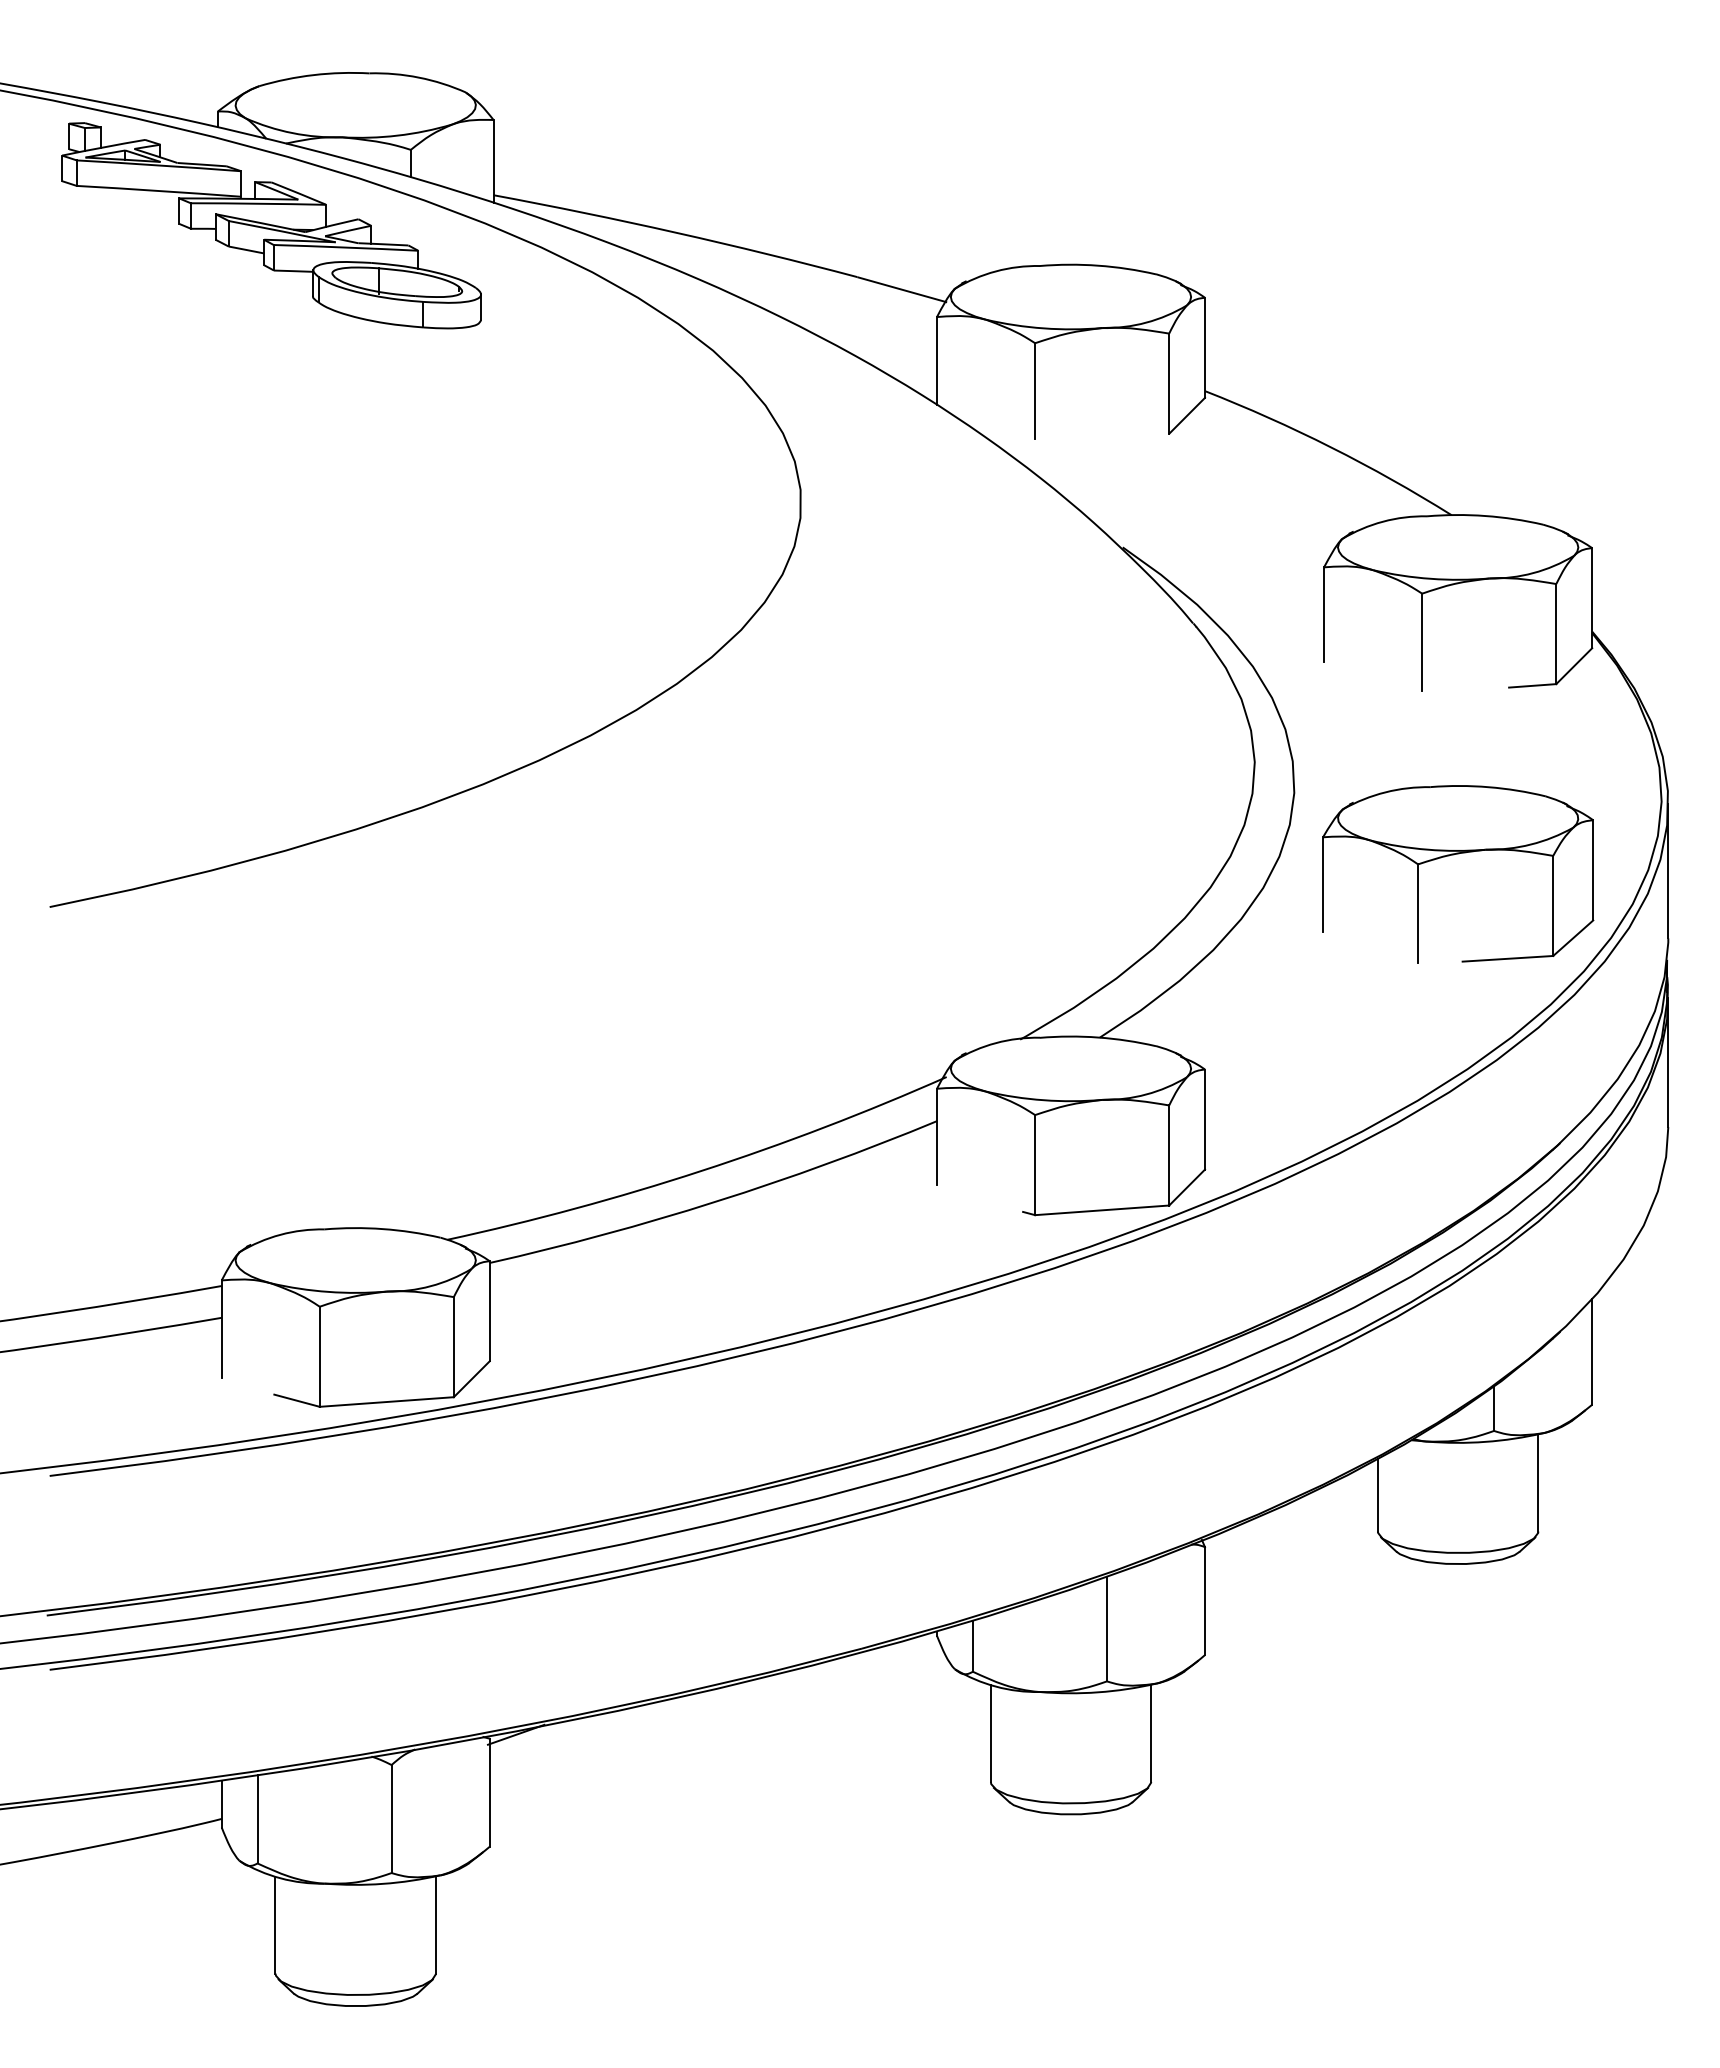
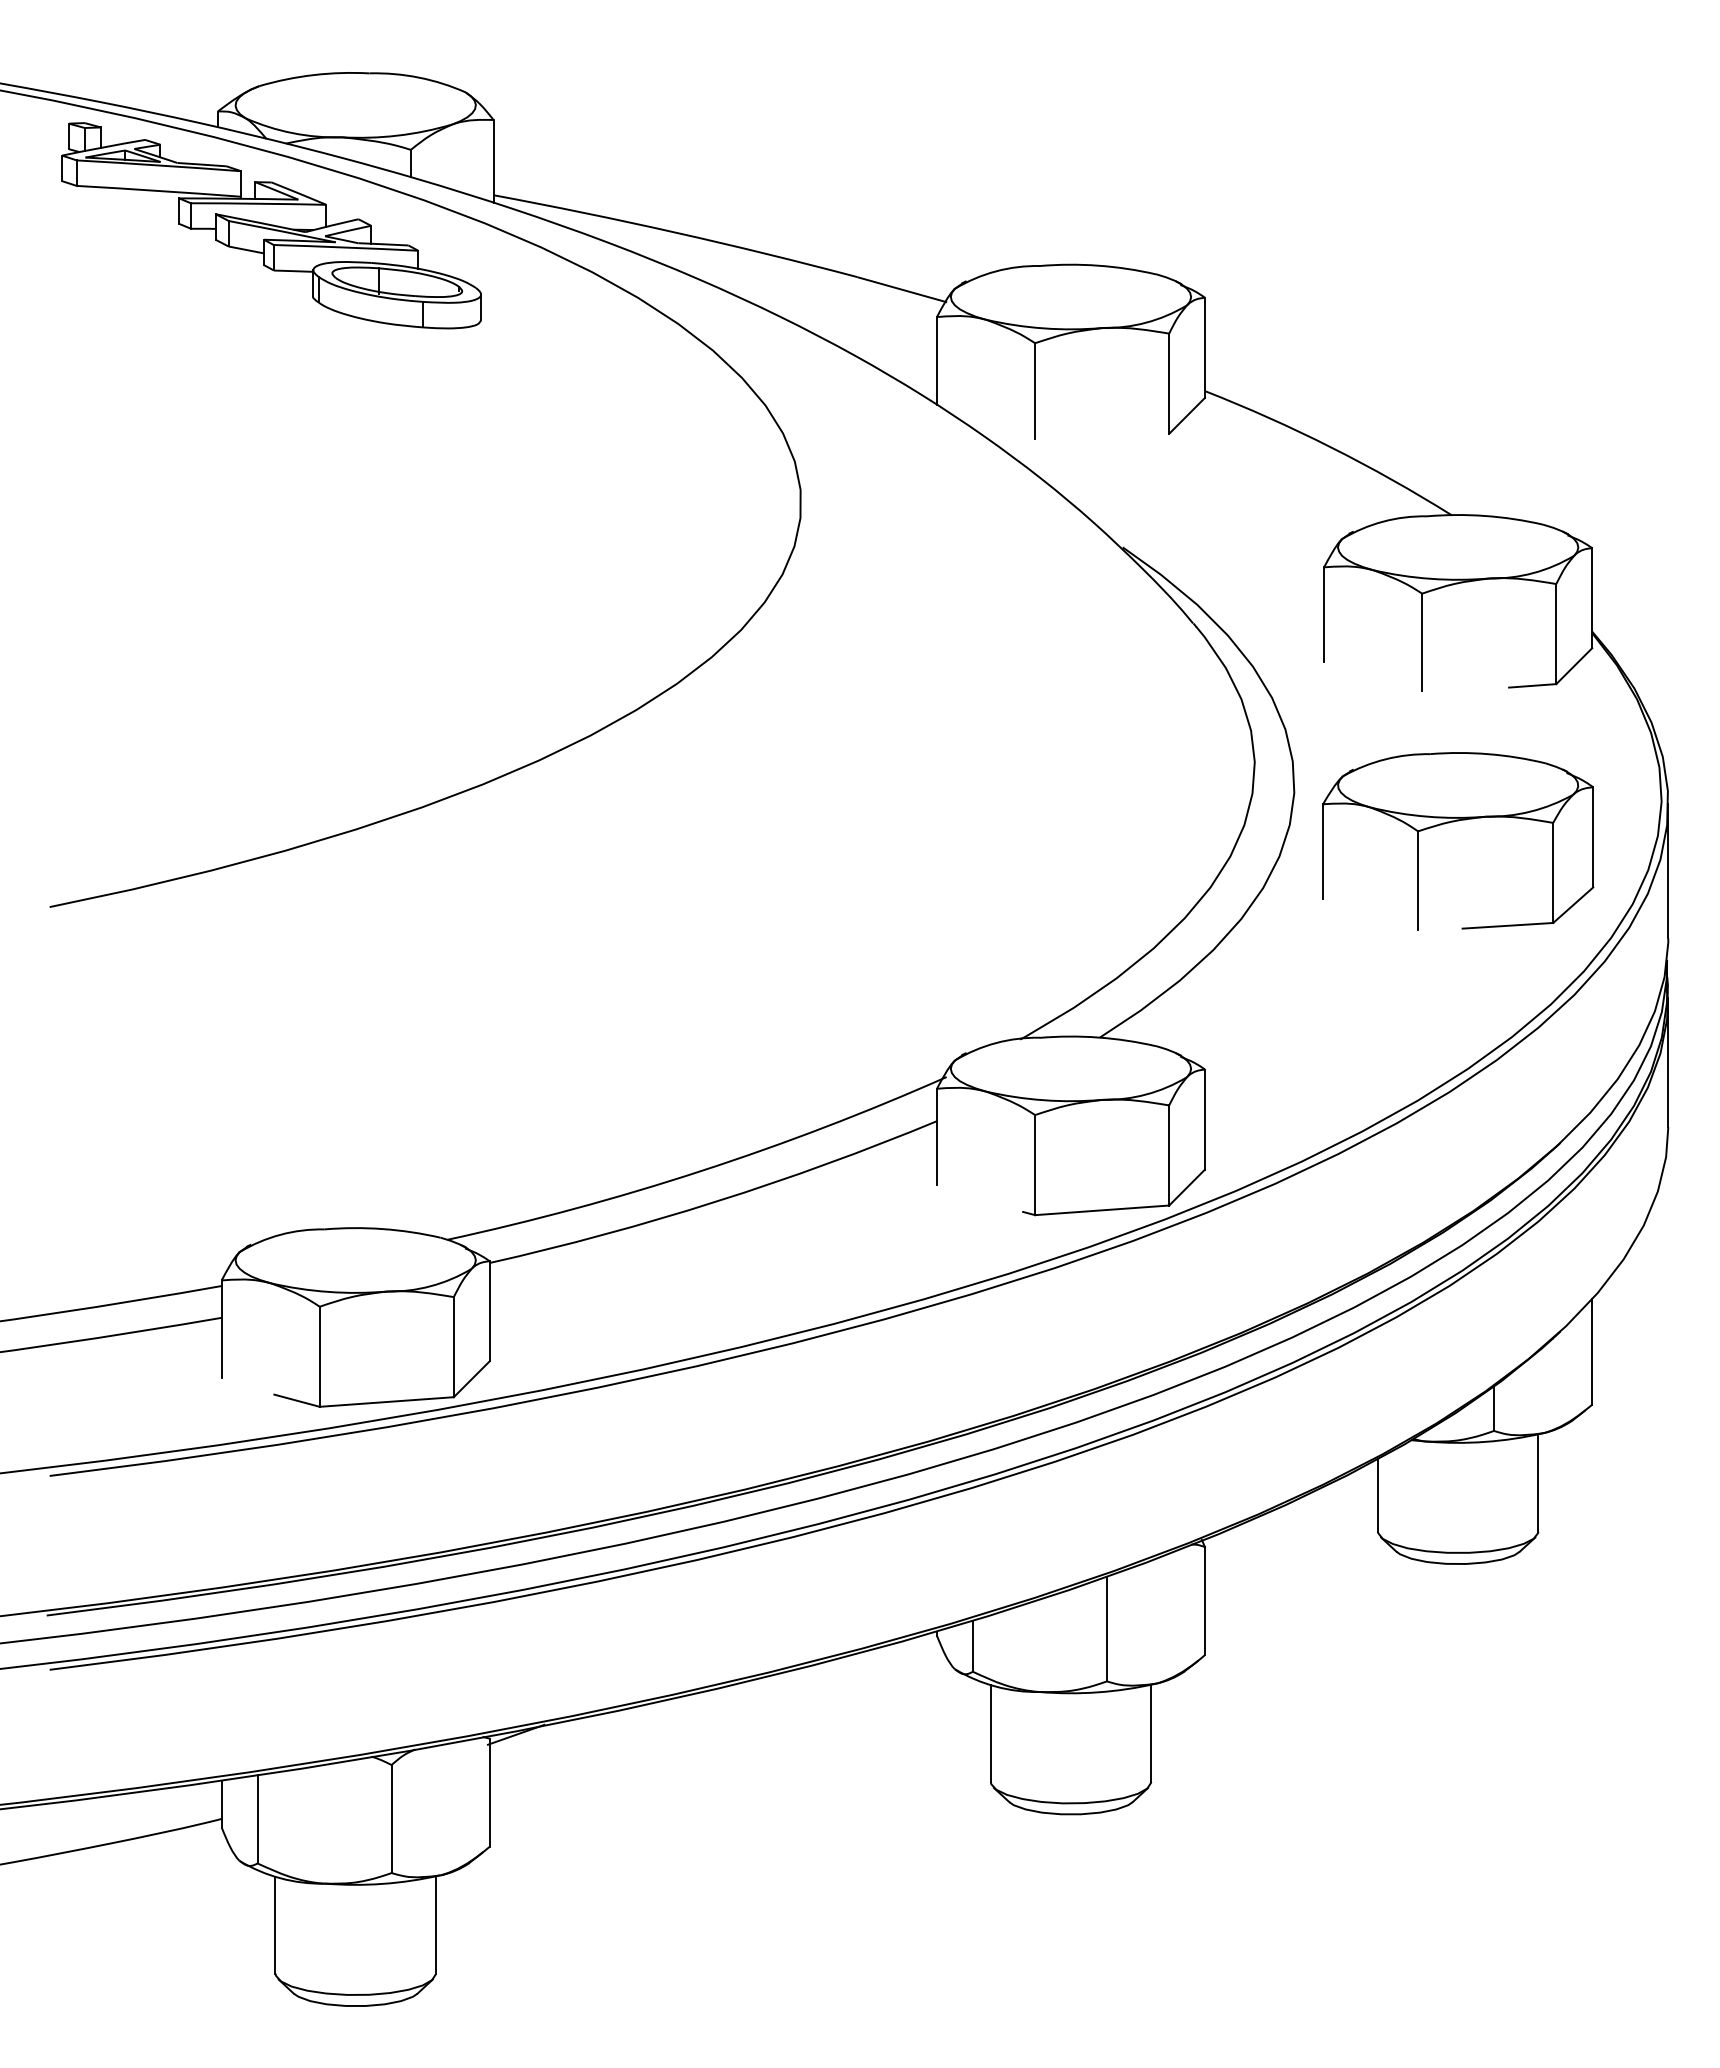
part position: (1453, 855) -> (1453, 822) (1453, 822)
